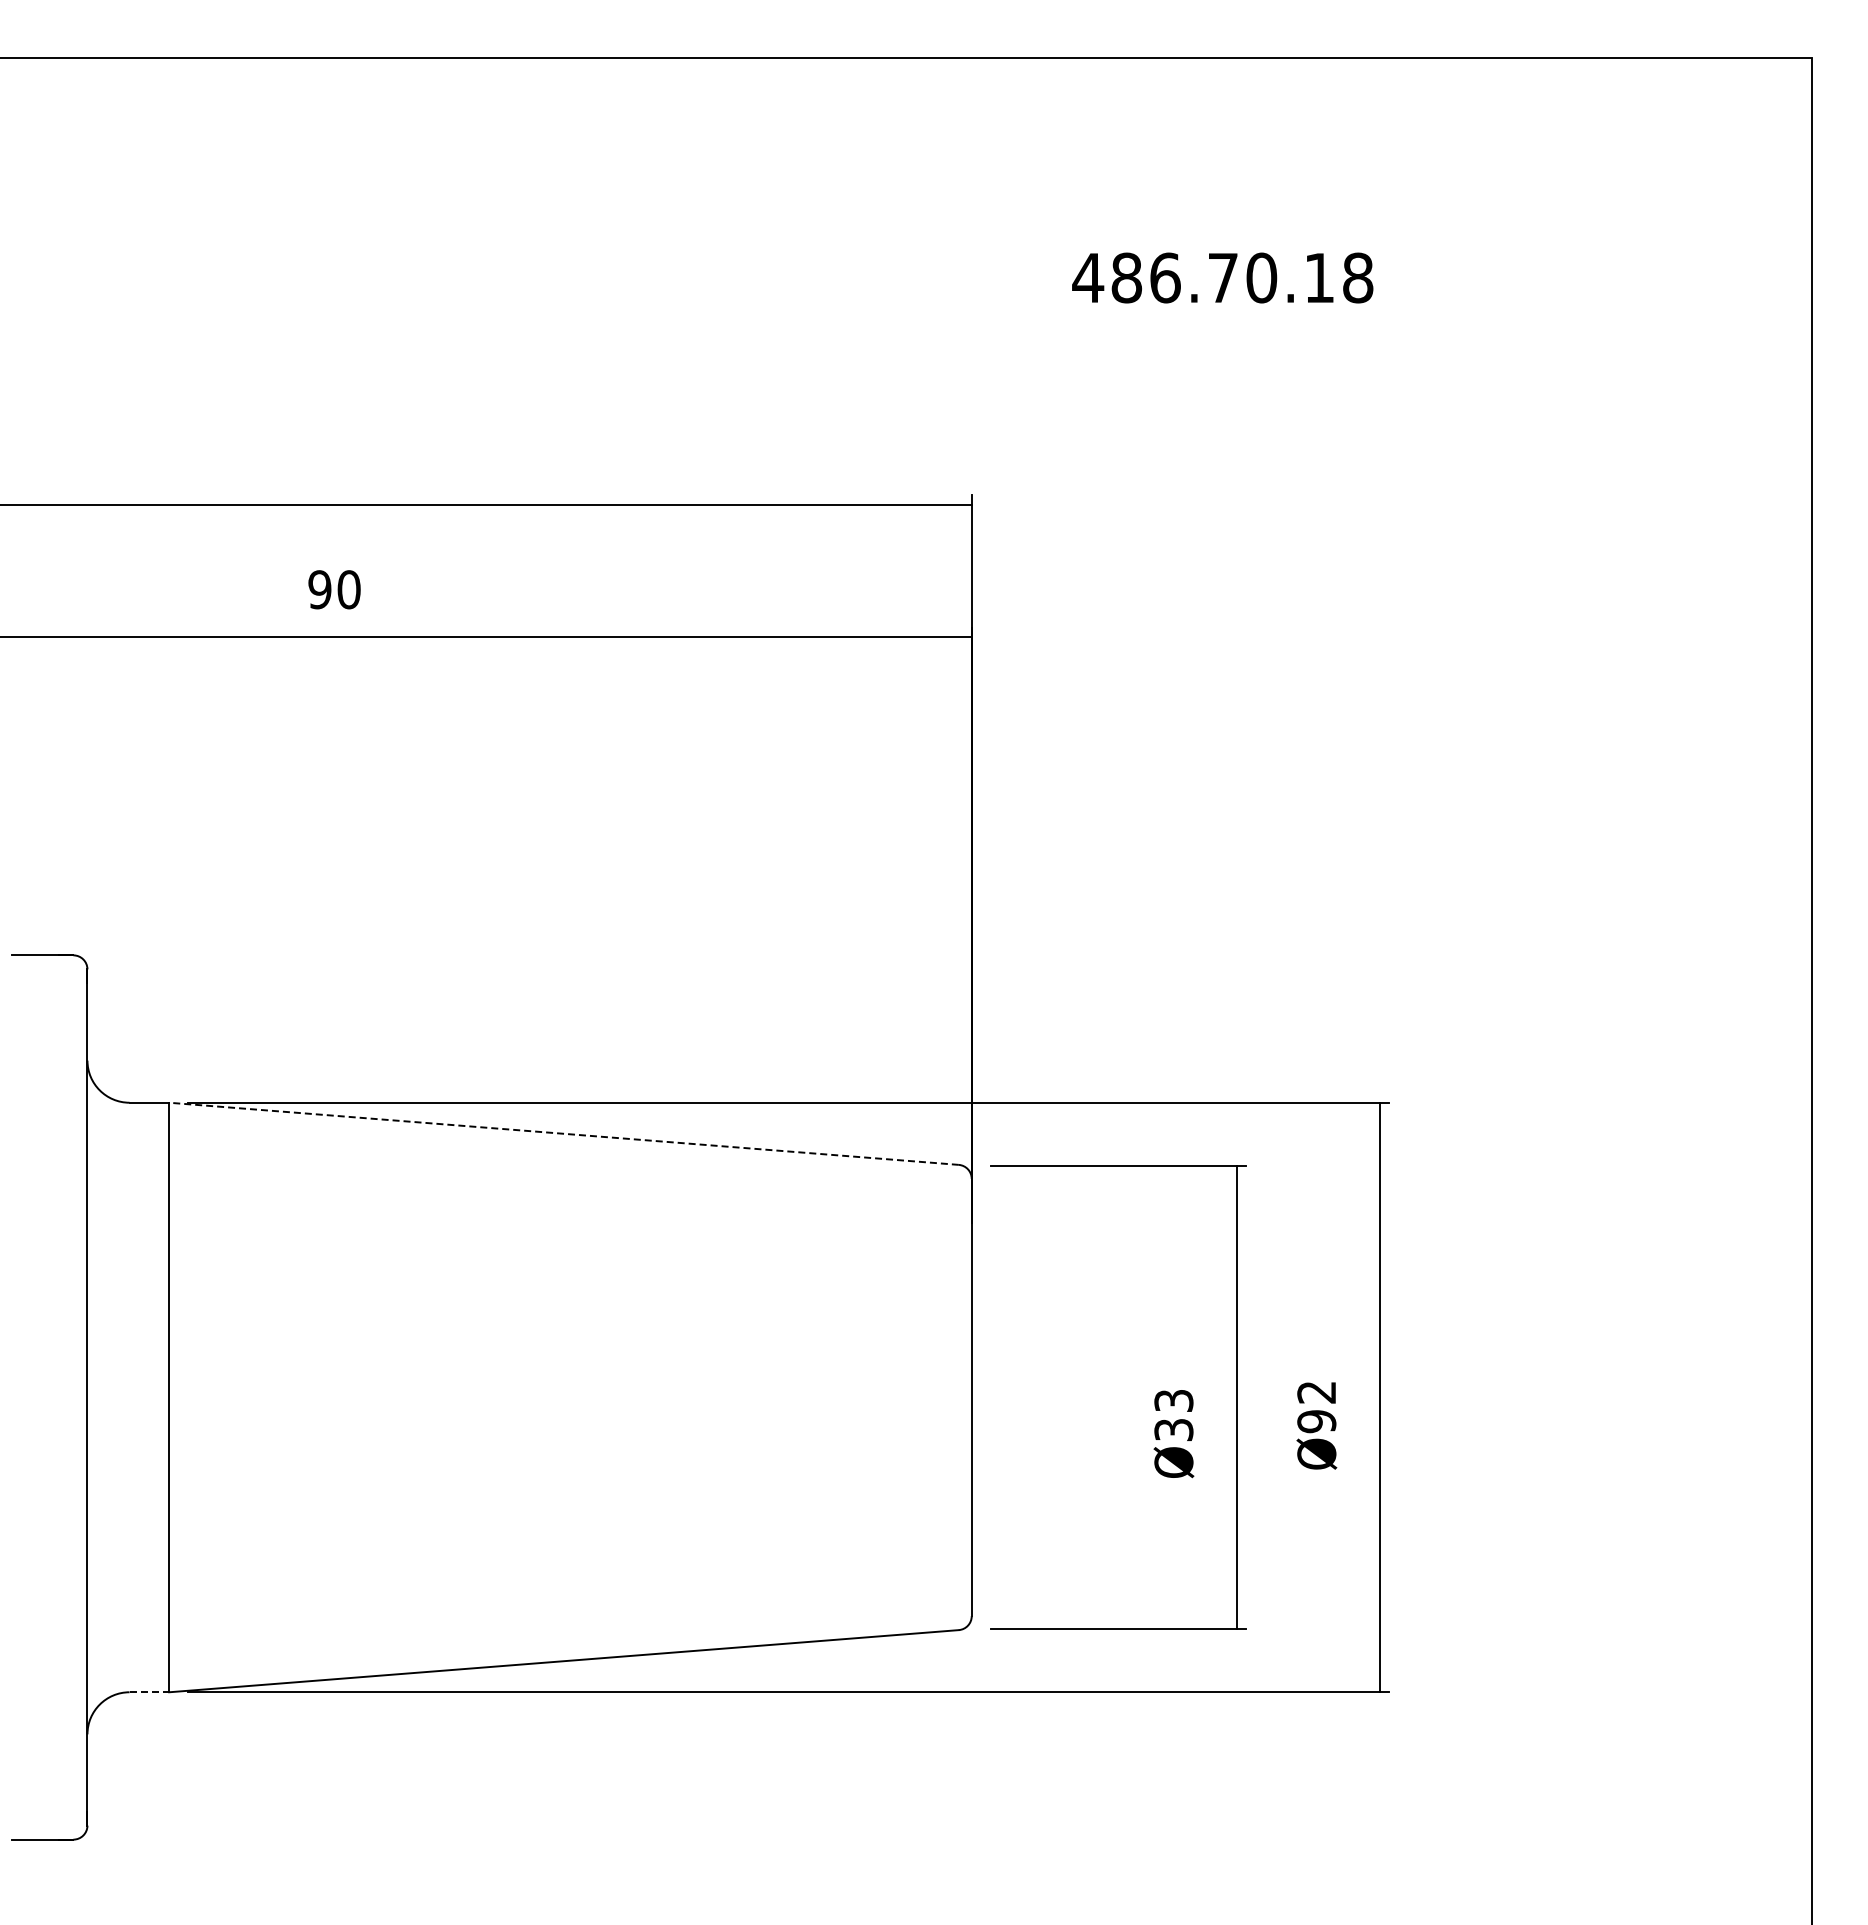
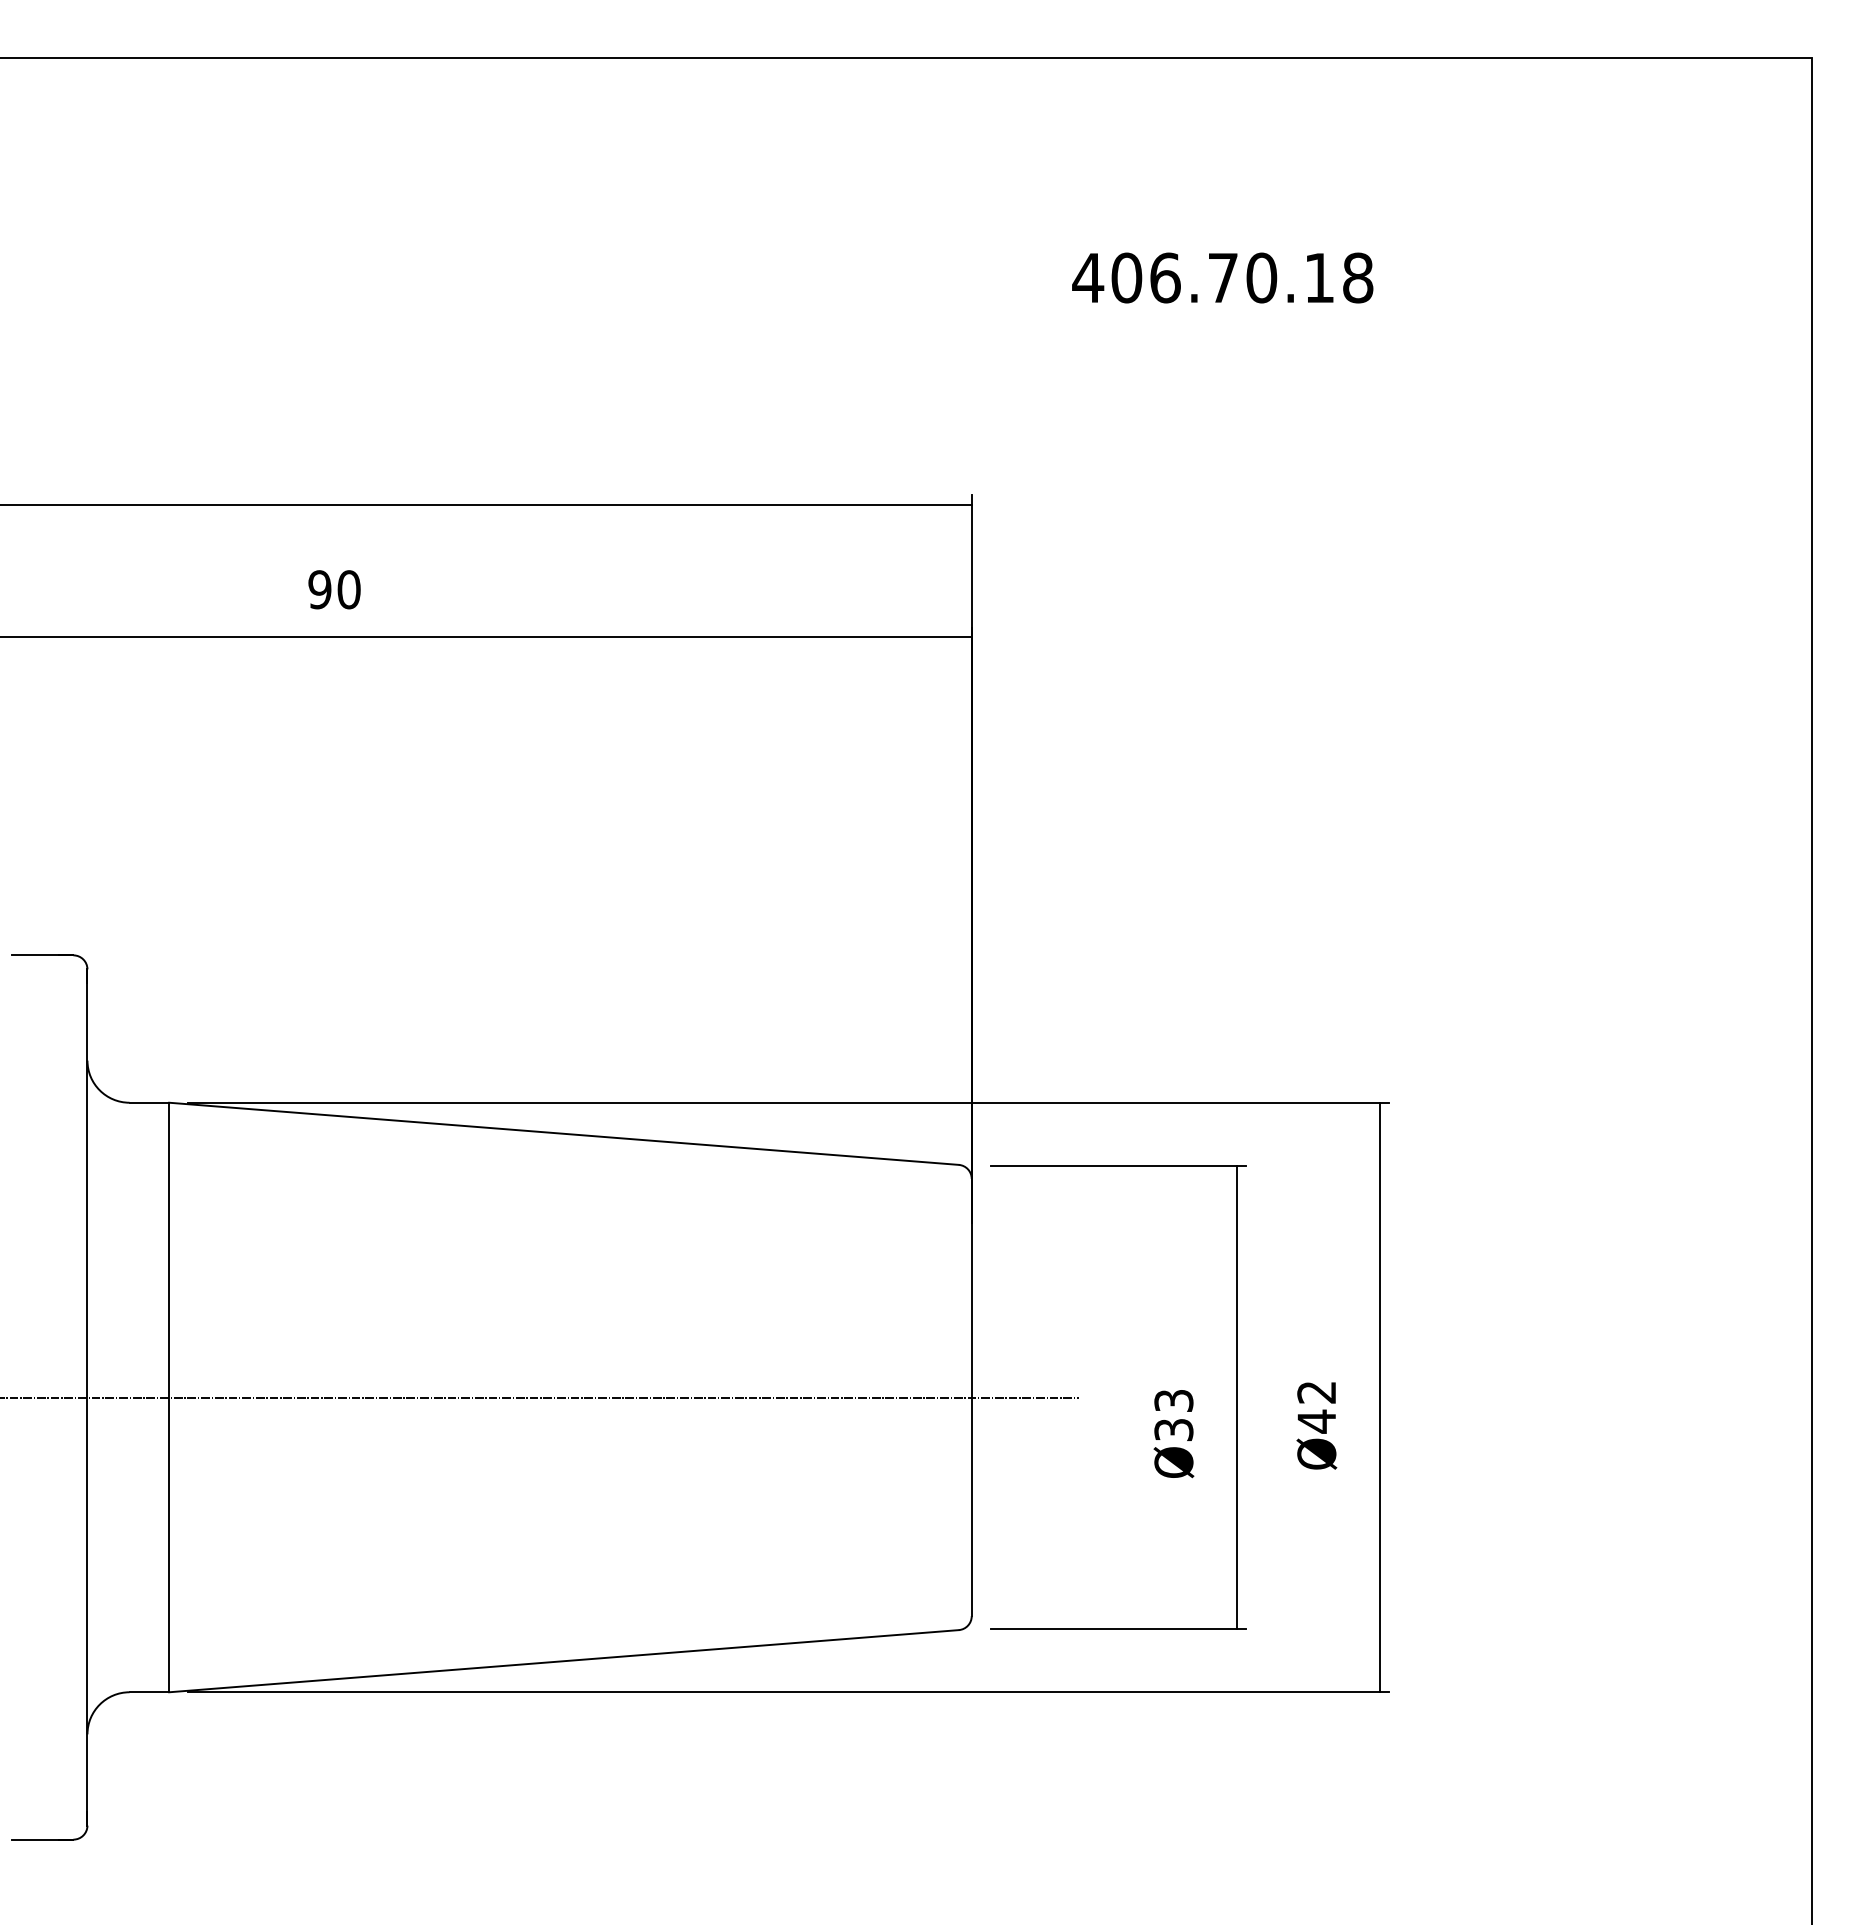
text: 486.70.18 -> 406.70.18 (1126, 277)
line: dashed -> solid (563, 1133)
line: none -> present (540, 1397)
text: Ø92 -> Ø42 (1316, 1421)
line: dashed -> solid (149, 1692)
